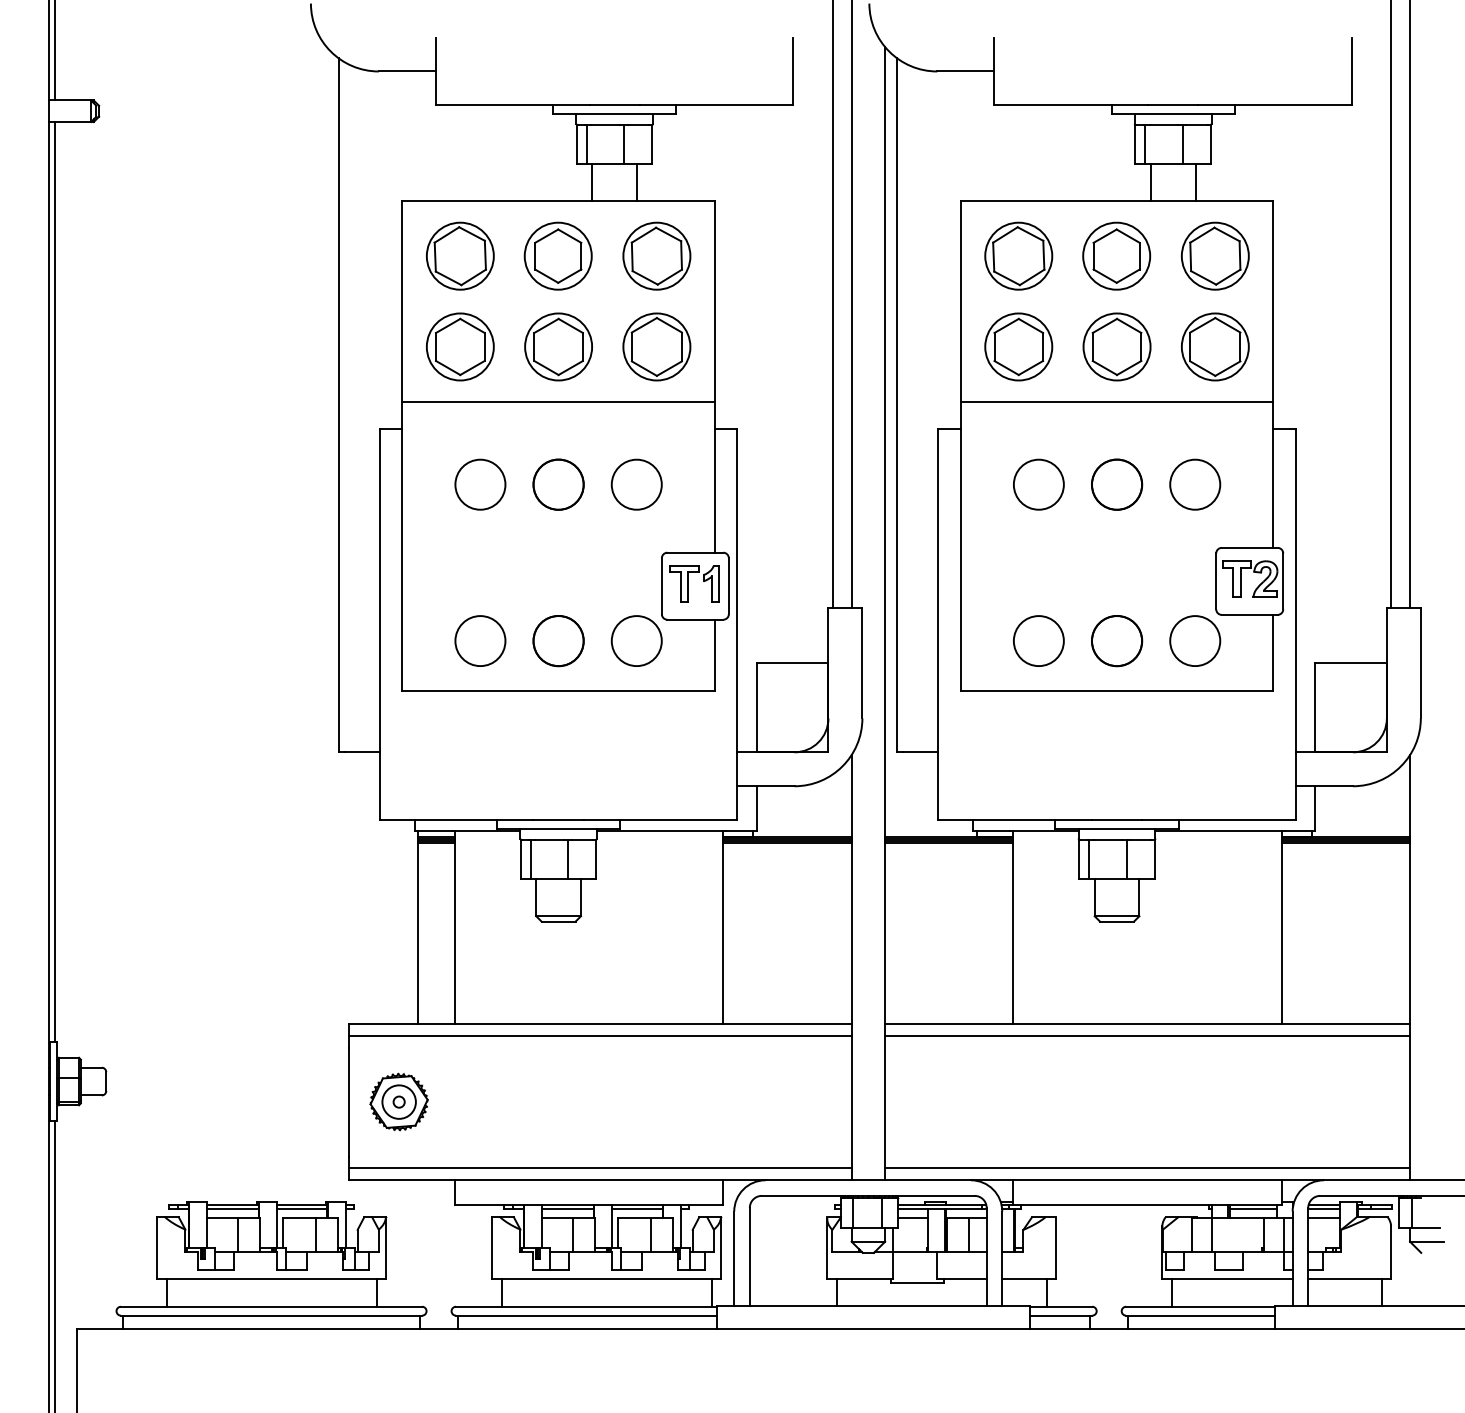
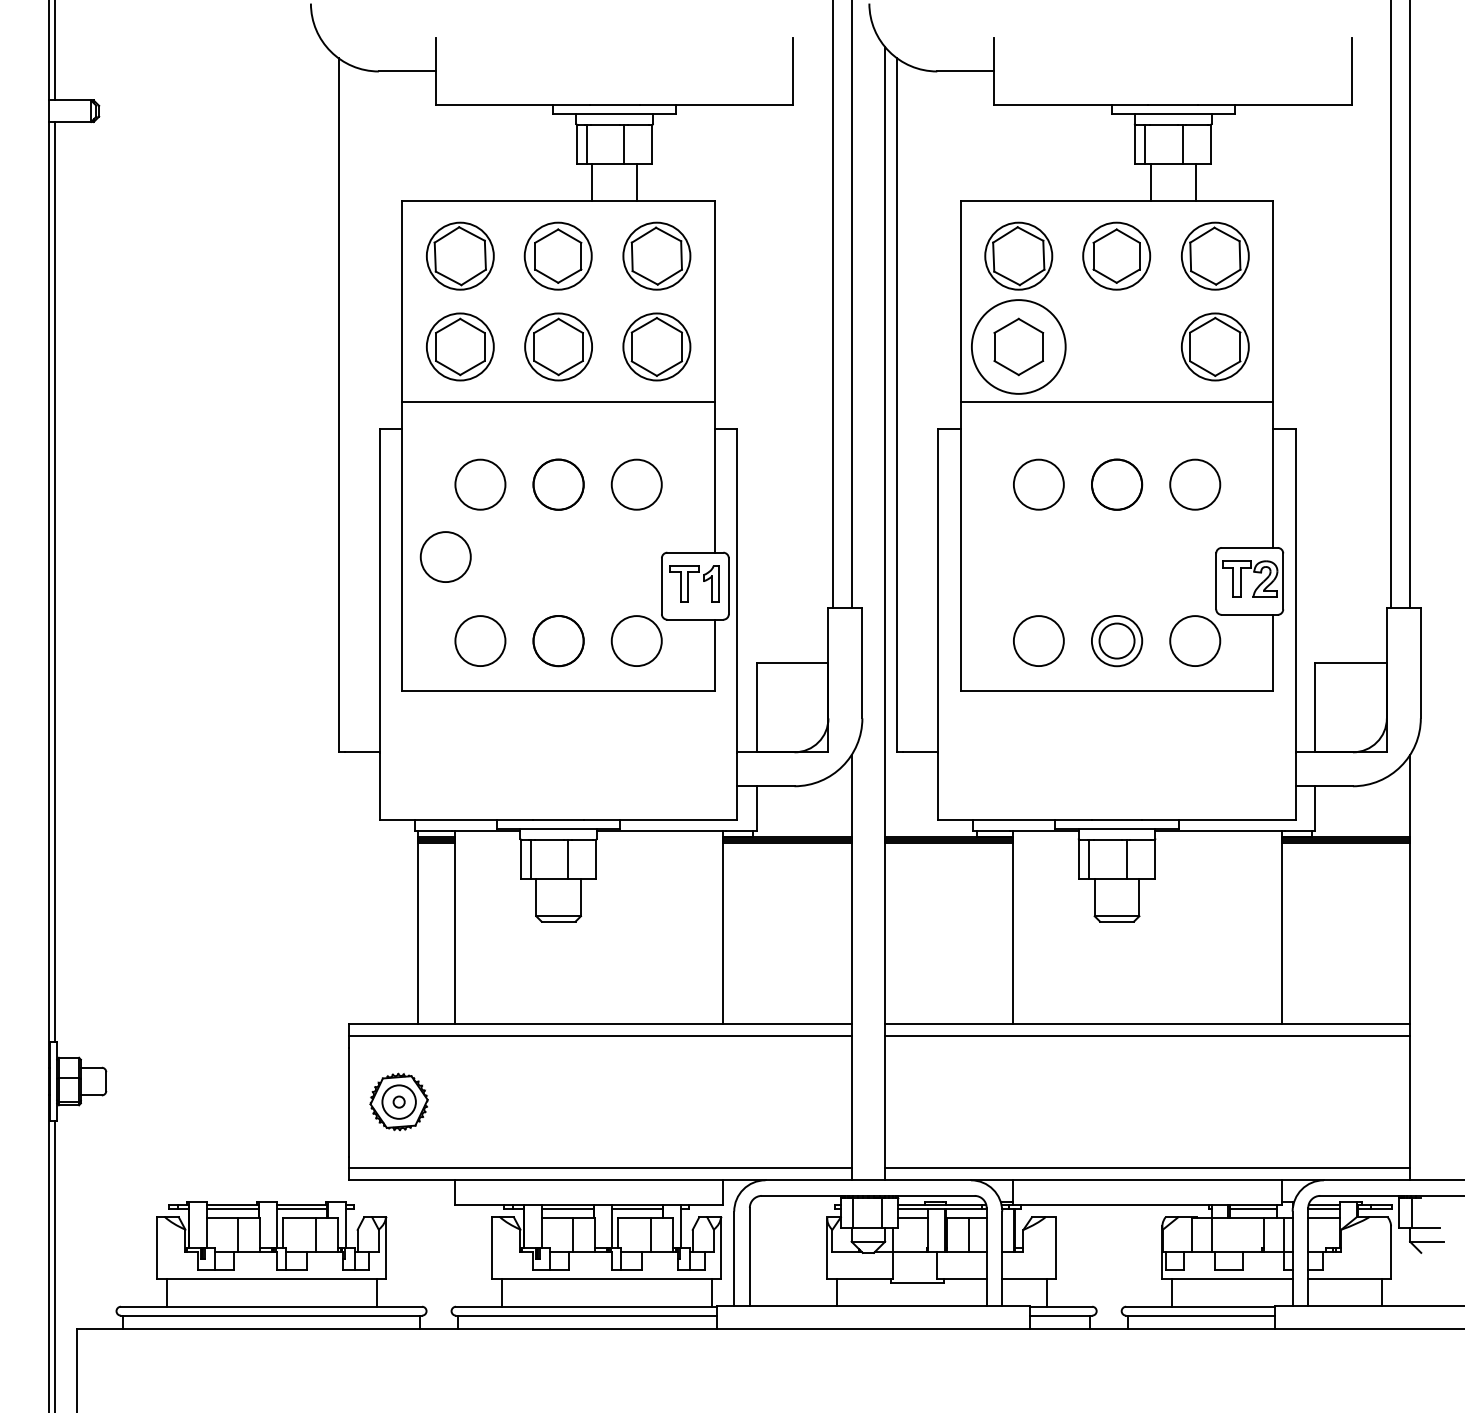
circle diameter: 67 px -> 94 px (1018, 346)
part: present -> none (1116, 346)
circle: none -> present (445, 556)
circle diameter: 50 px -> 35 px (1116, 640)
